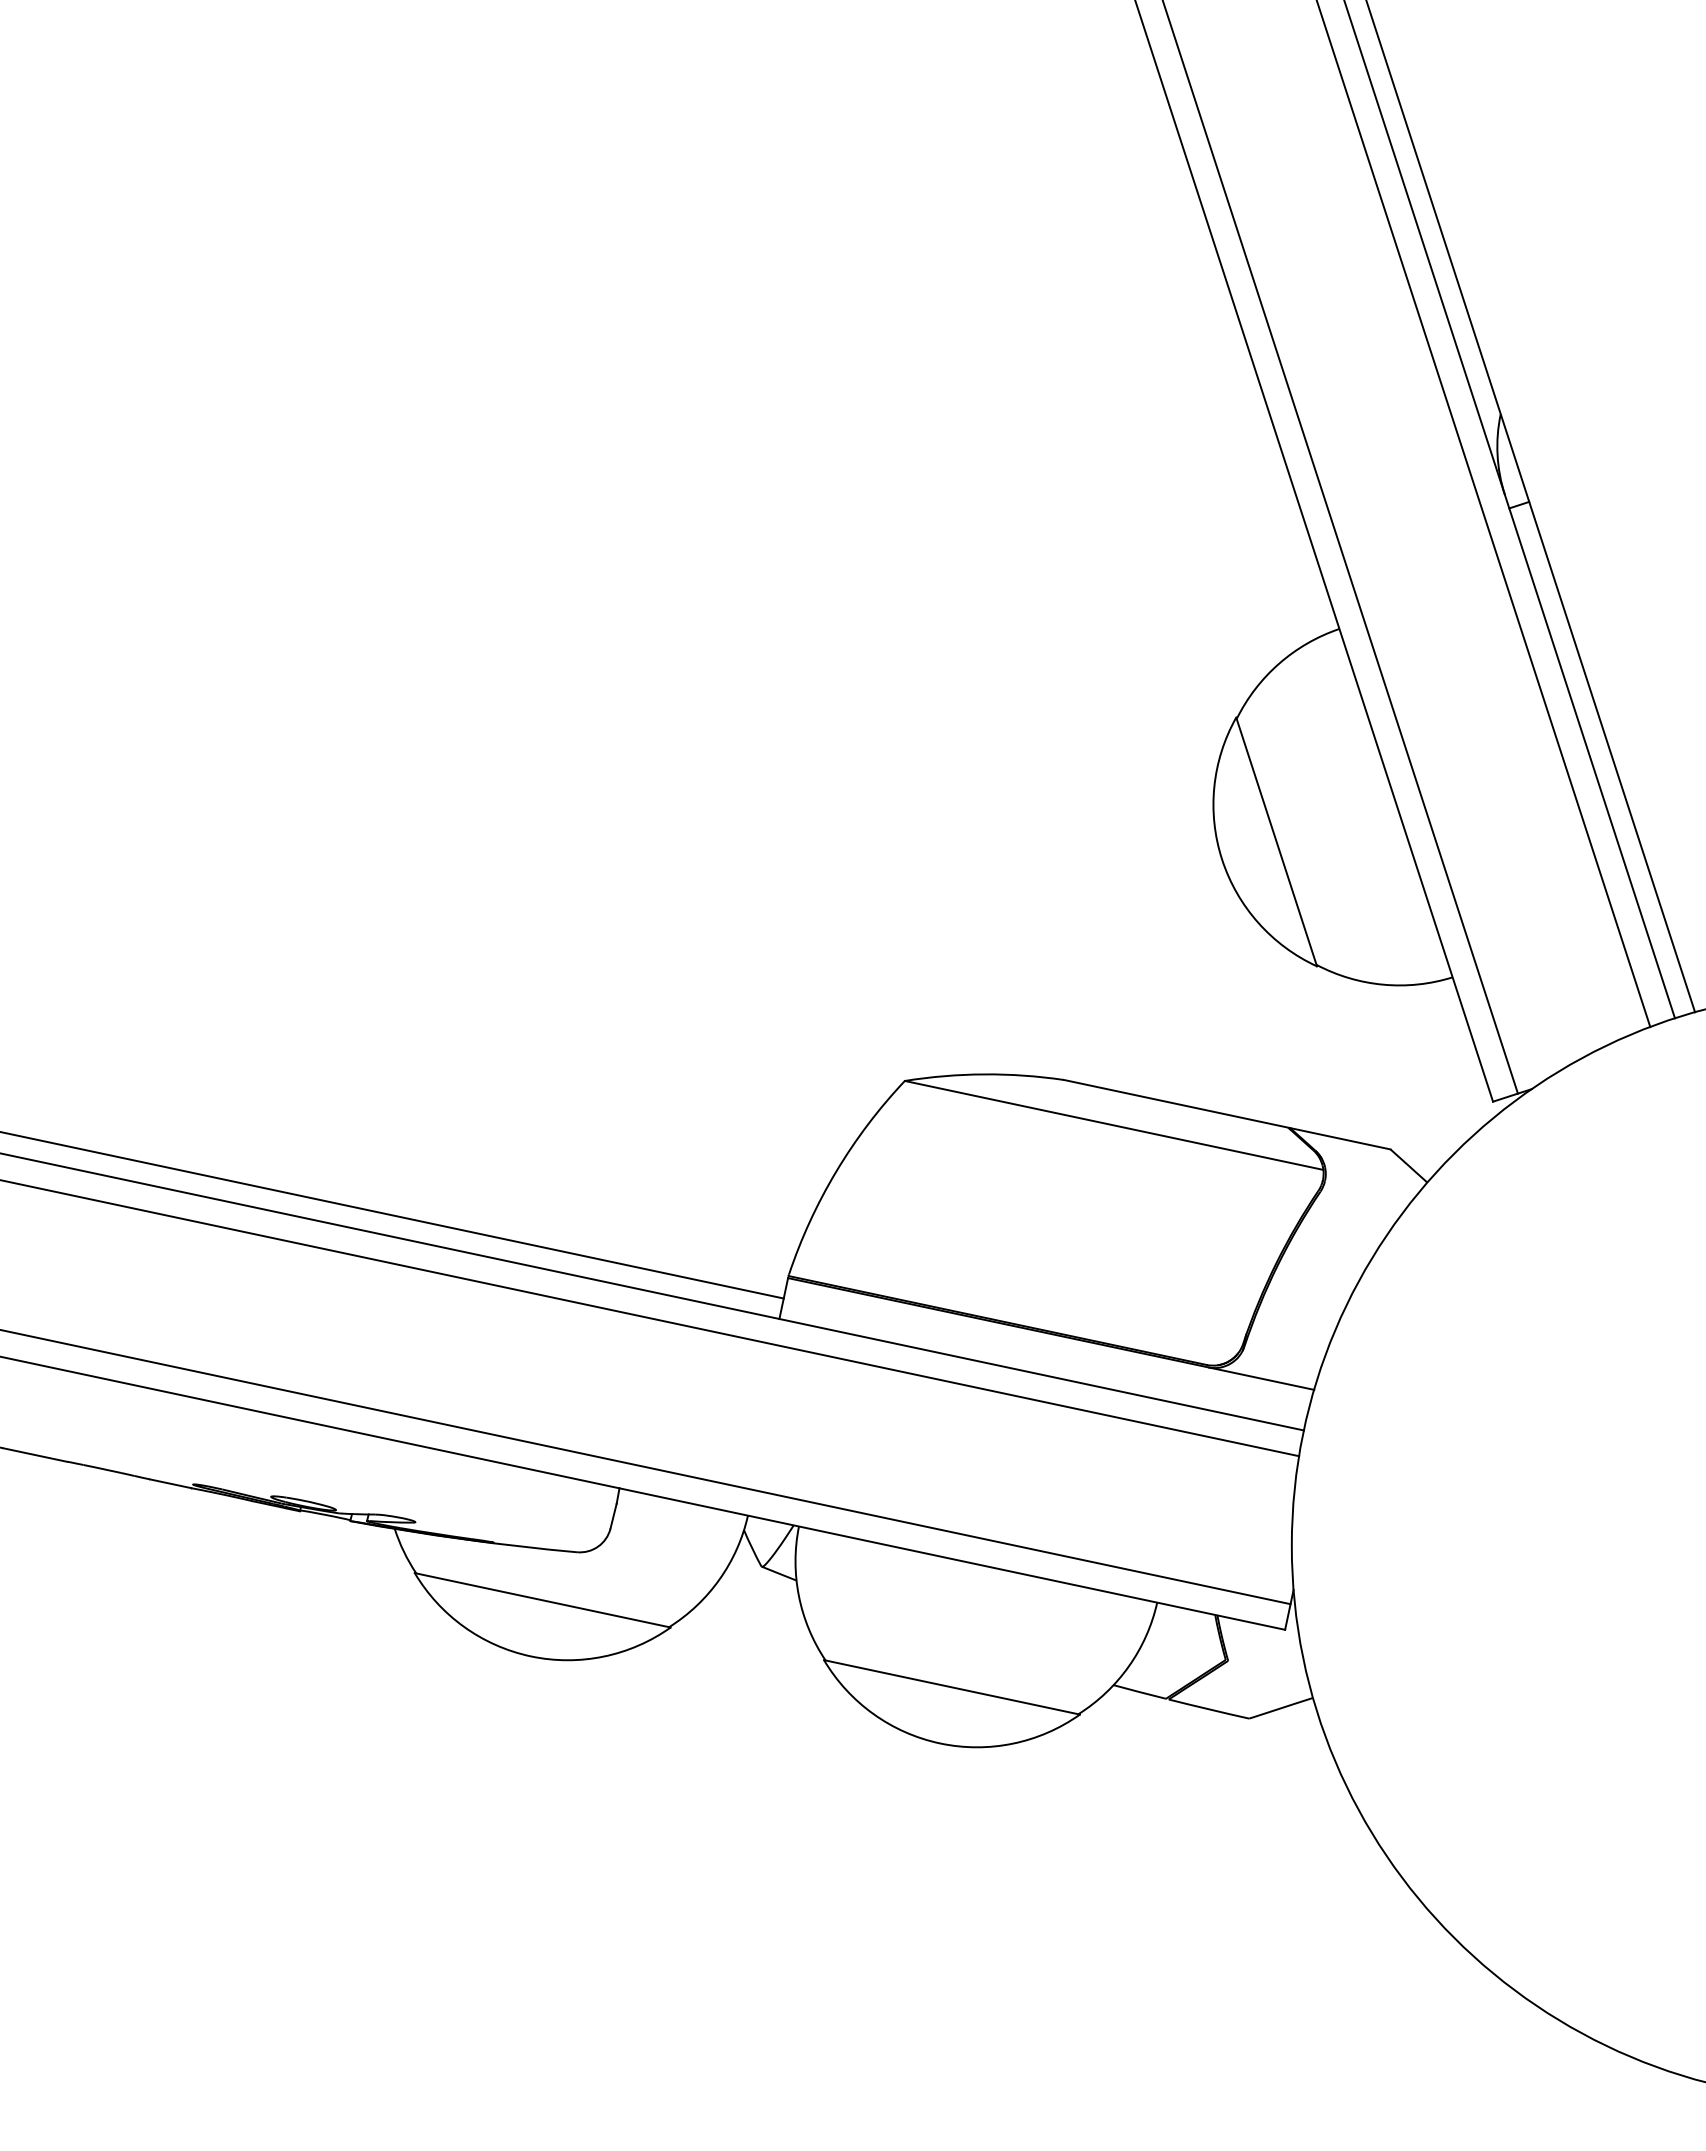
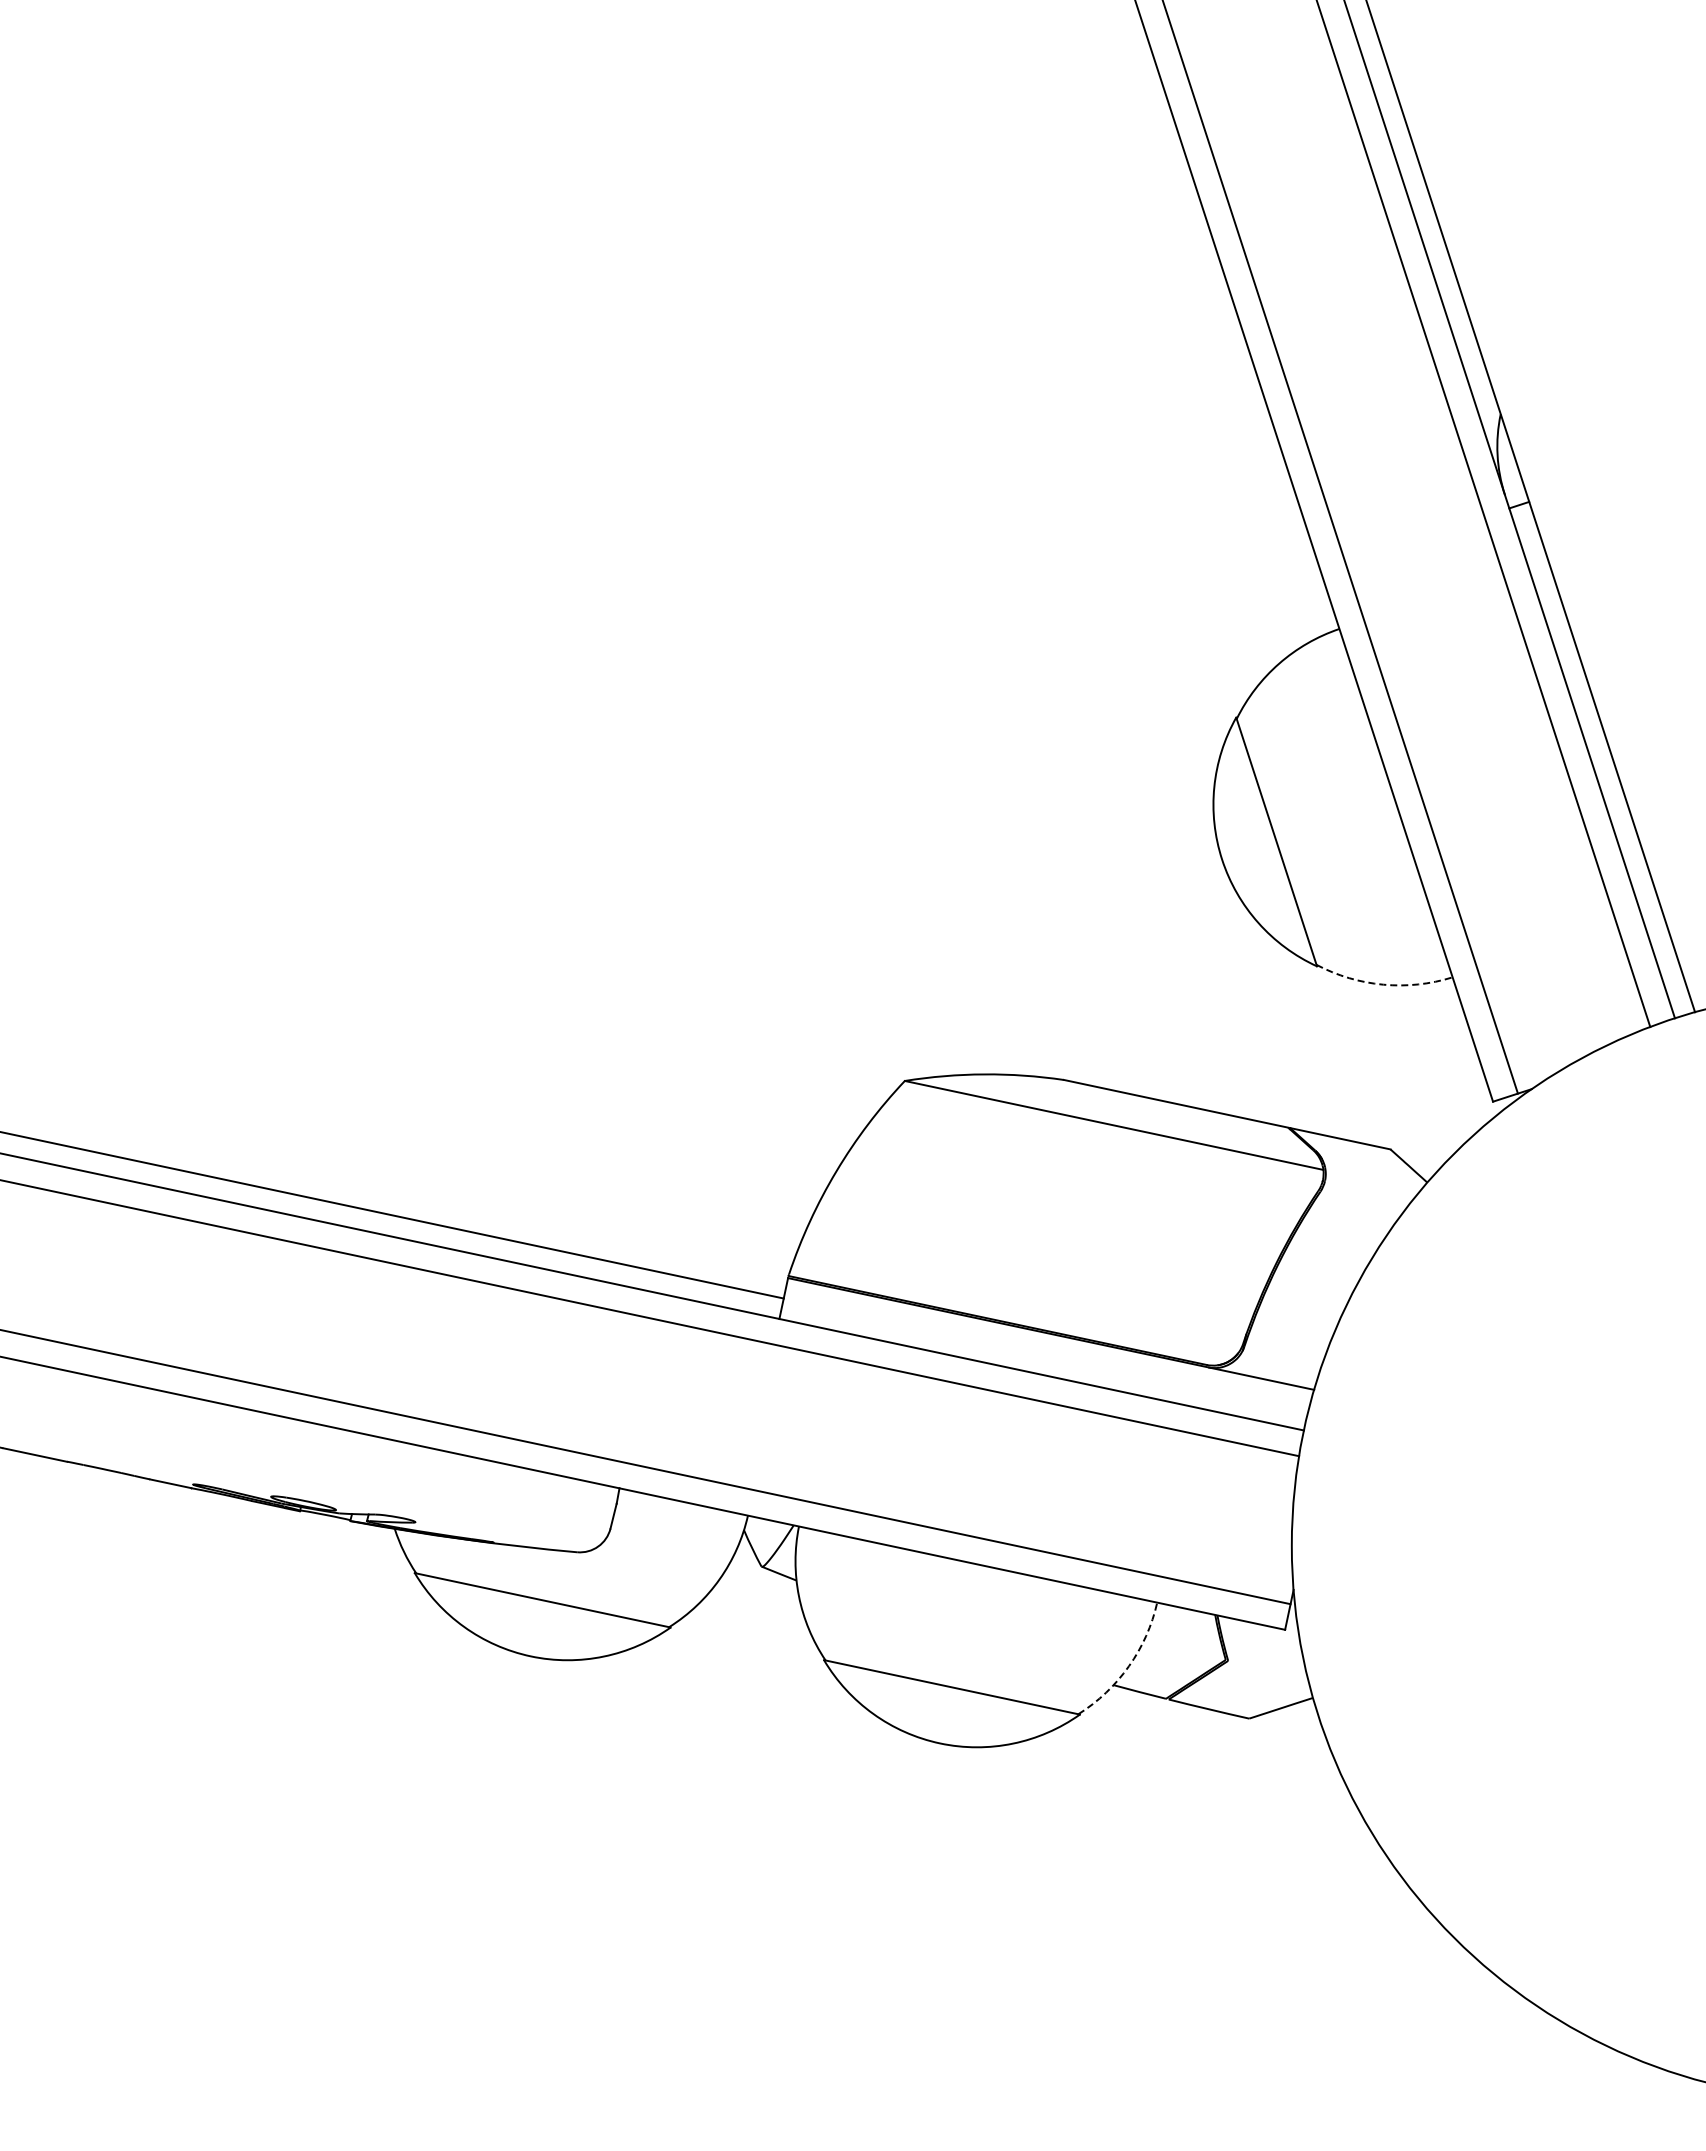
arc: solid -> dashed (1383, 984)
arc: solid -> dashed (1128, 1666)
